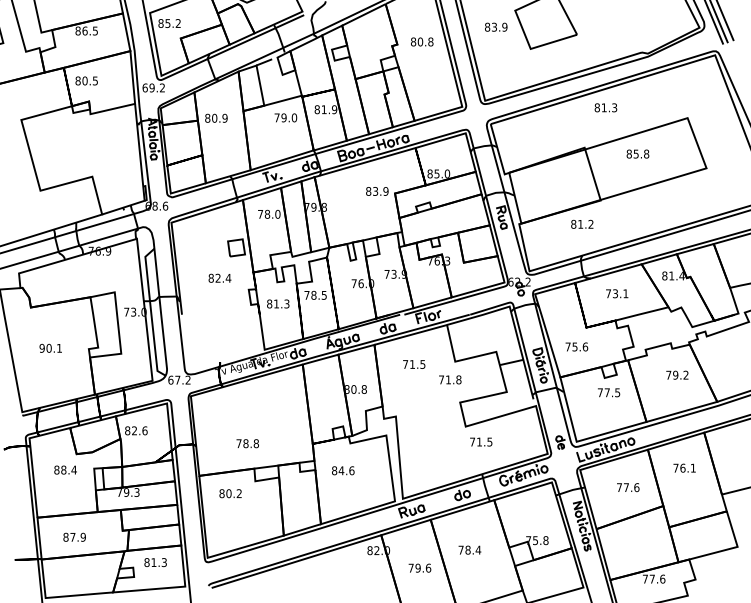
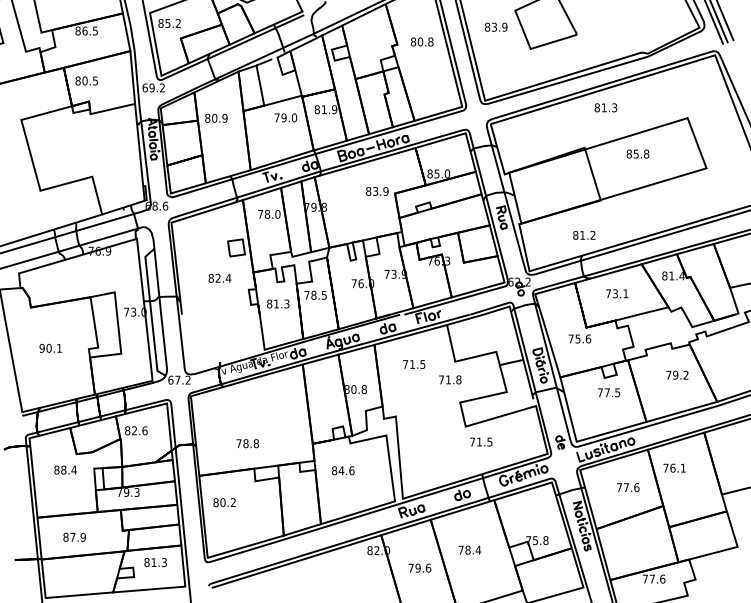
part position: (582, 223) -> (584, 234) (584, 234)
part position: (576, 346) -> (579, 338) (579, 338)
part position: (684, 467) -> (674, 467) (674, 467)
part position: (230, 493) -> (224, 502) (224, 502)
